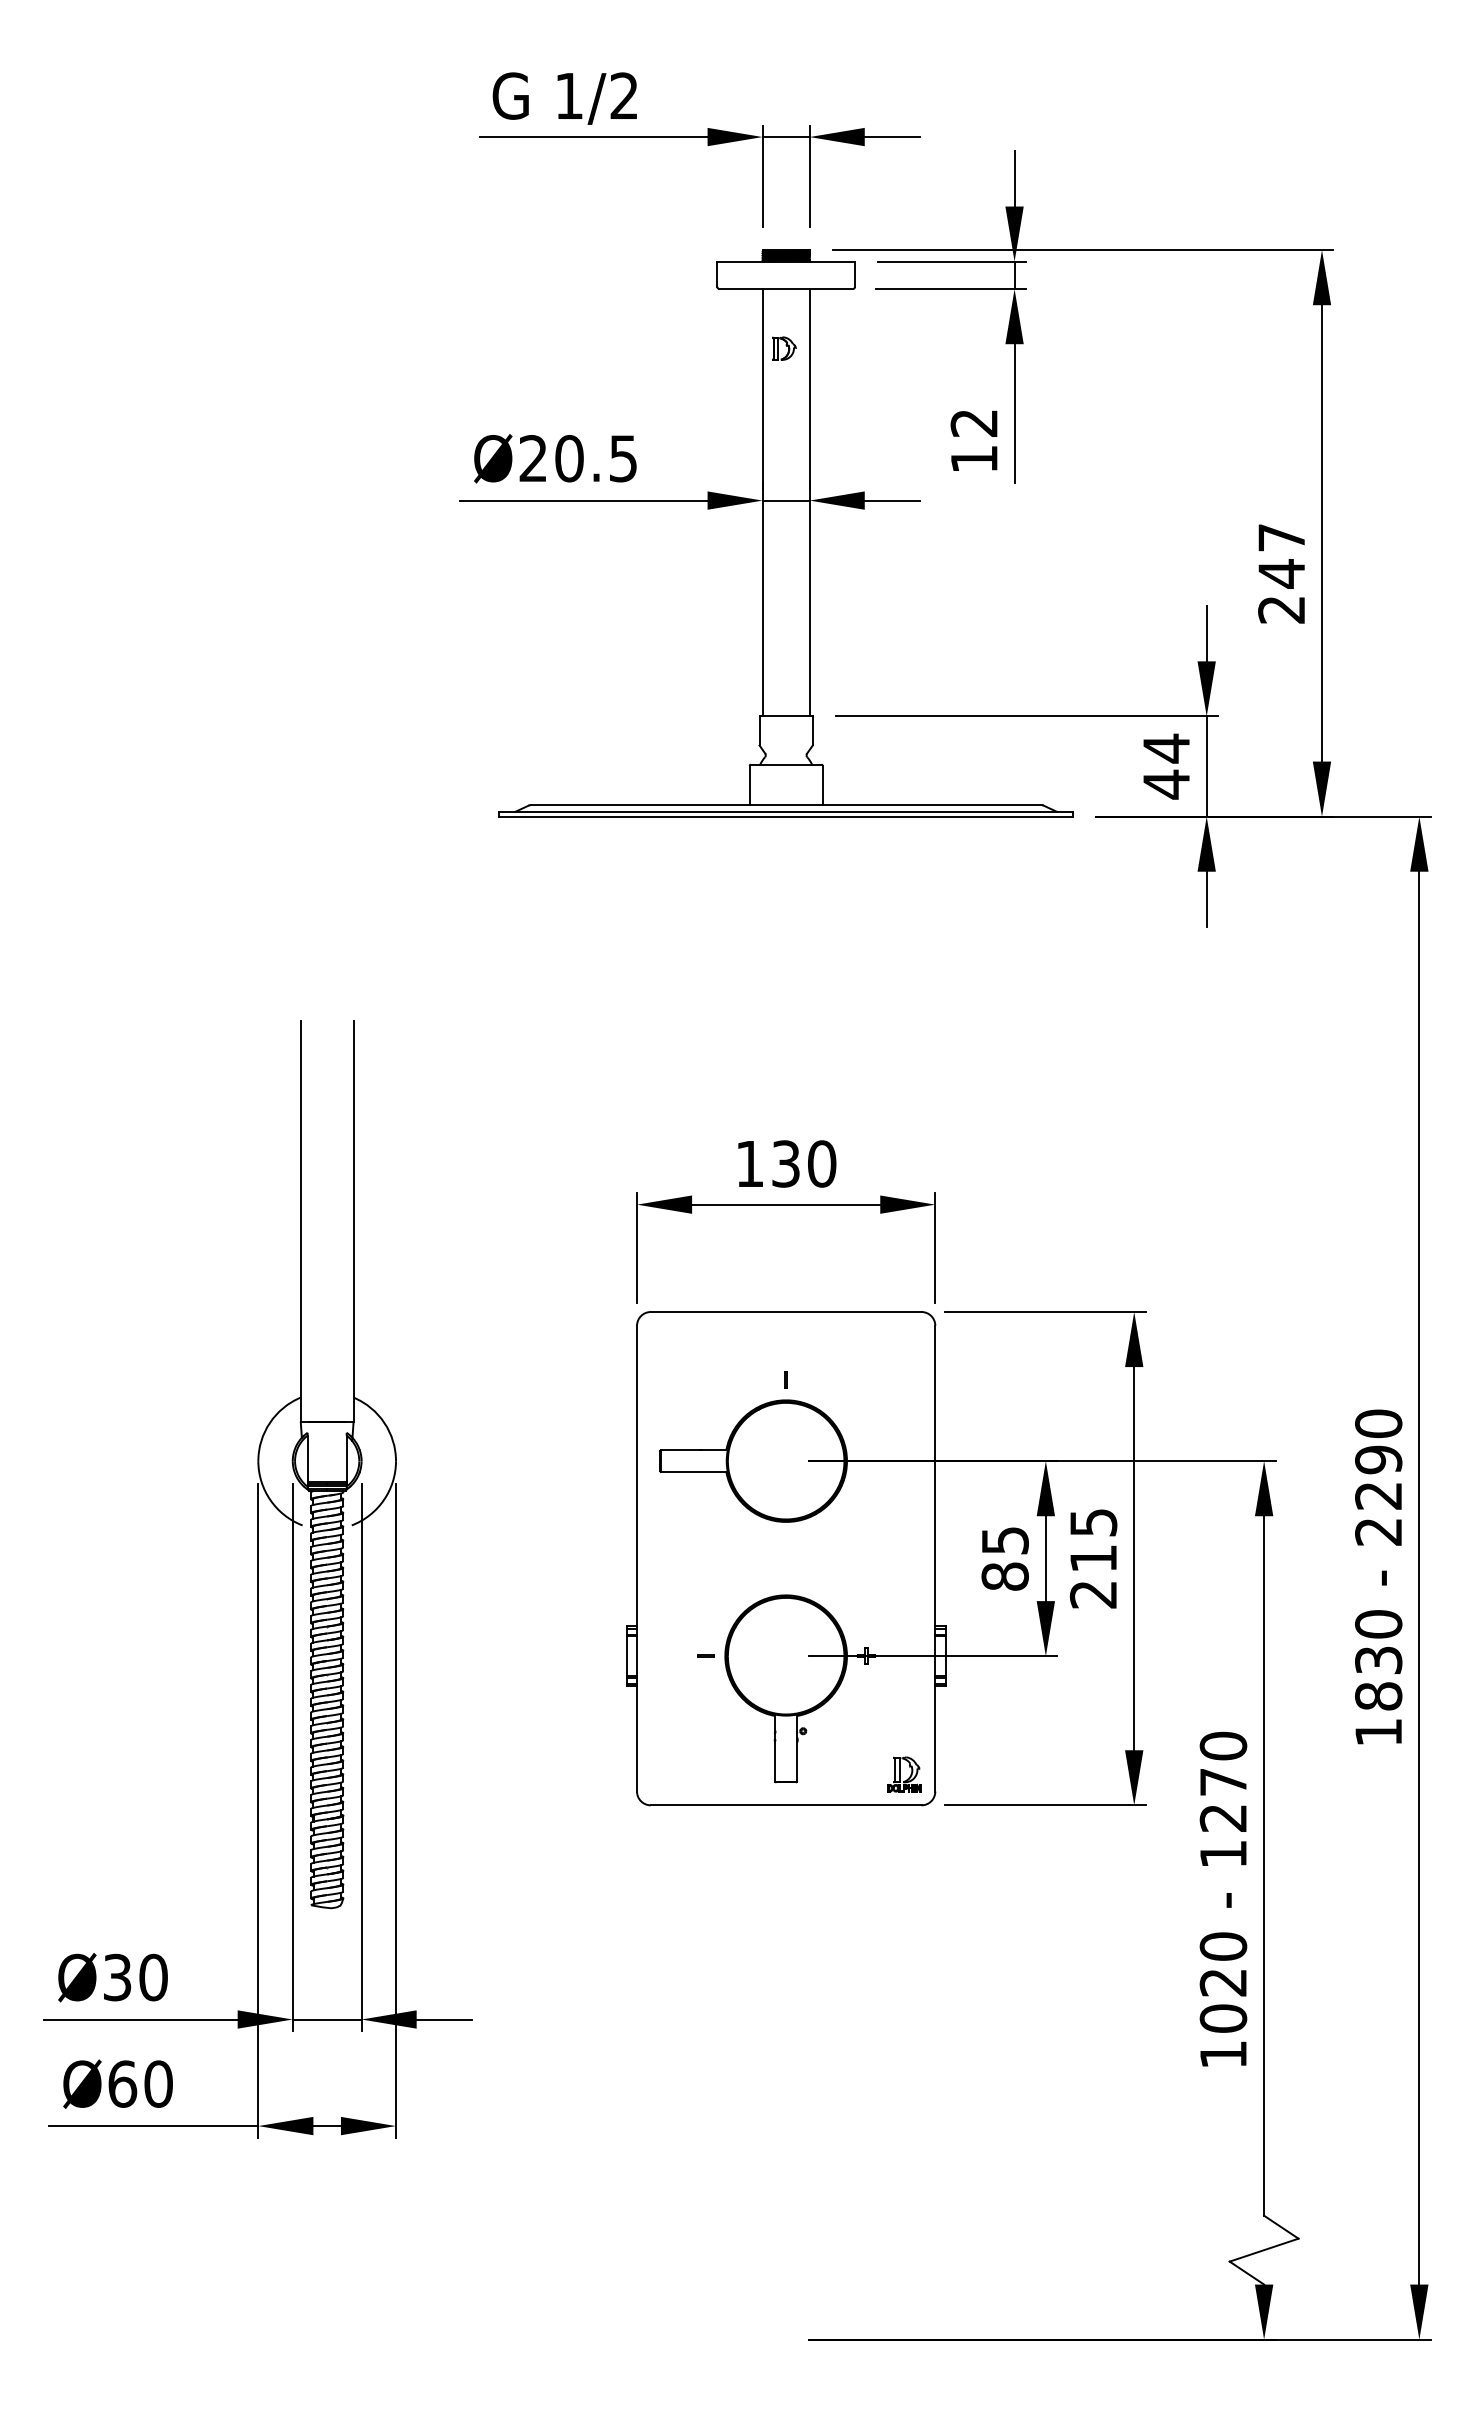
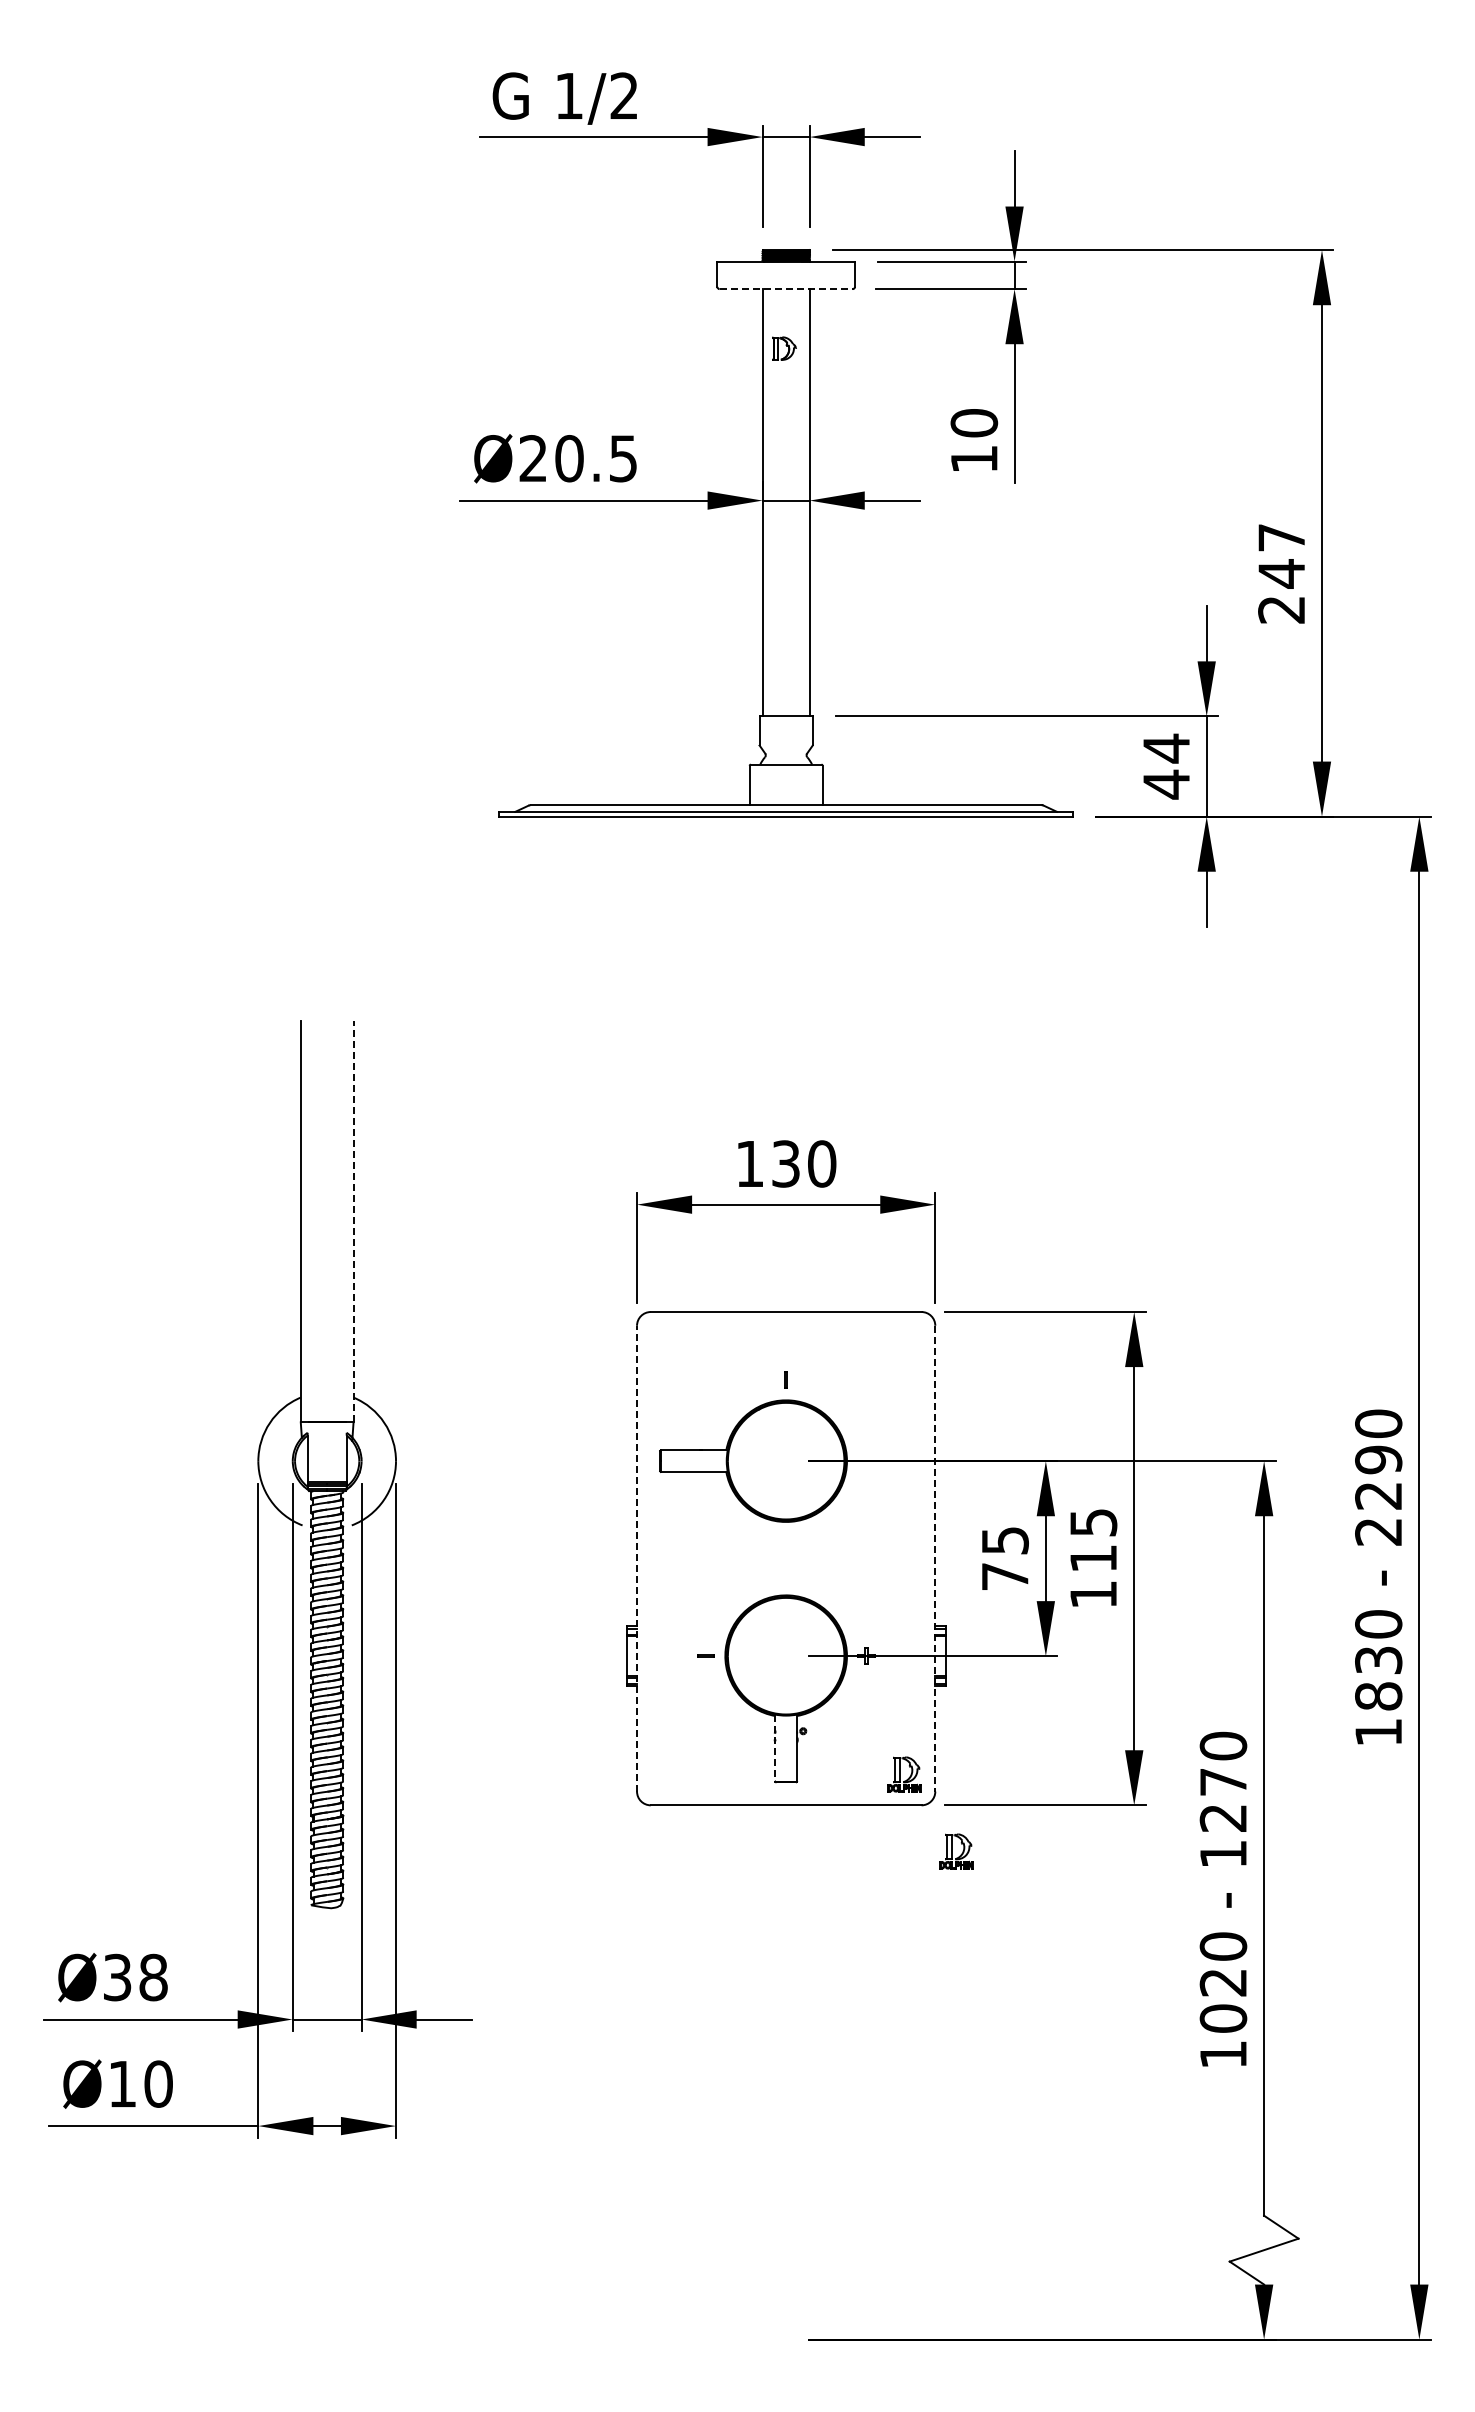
line: solid -> dashed (786, 289)
text: 12 -> 10 (974, 423)
line: solid -> dashed (353, 1221)
line: solid -> dashed (637, 1558)
line: solid -> dashed (935, 1558)
text: 85 -> 75 (1004, 1576)
text: 215 -> 115 (1092, 1594)
line: solid -> dashed (775, 1748)
part: none -> present (956, 1851)
text: Ø30 -> Ø38 (153, 1977)
text: Ø60 -> Ø10 (122, 2083)
